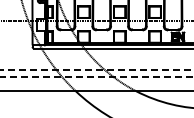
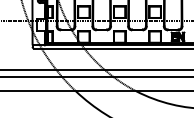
line: dashed -> solid (96, 70)
line: dashed -> solid (96, 77)
